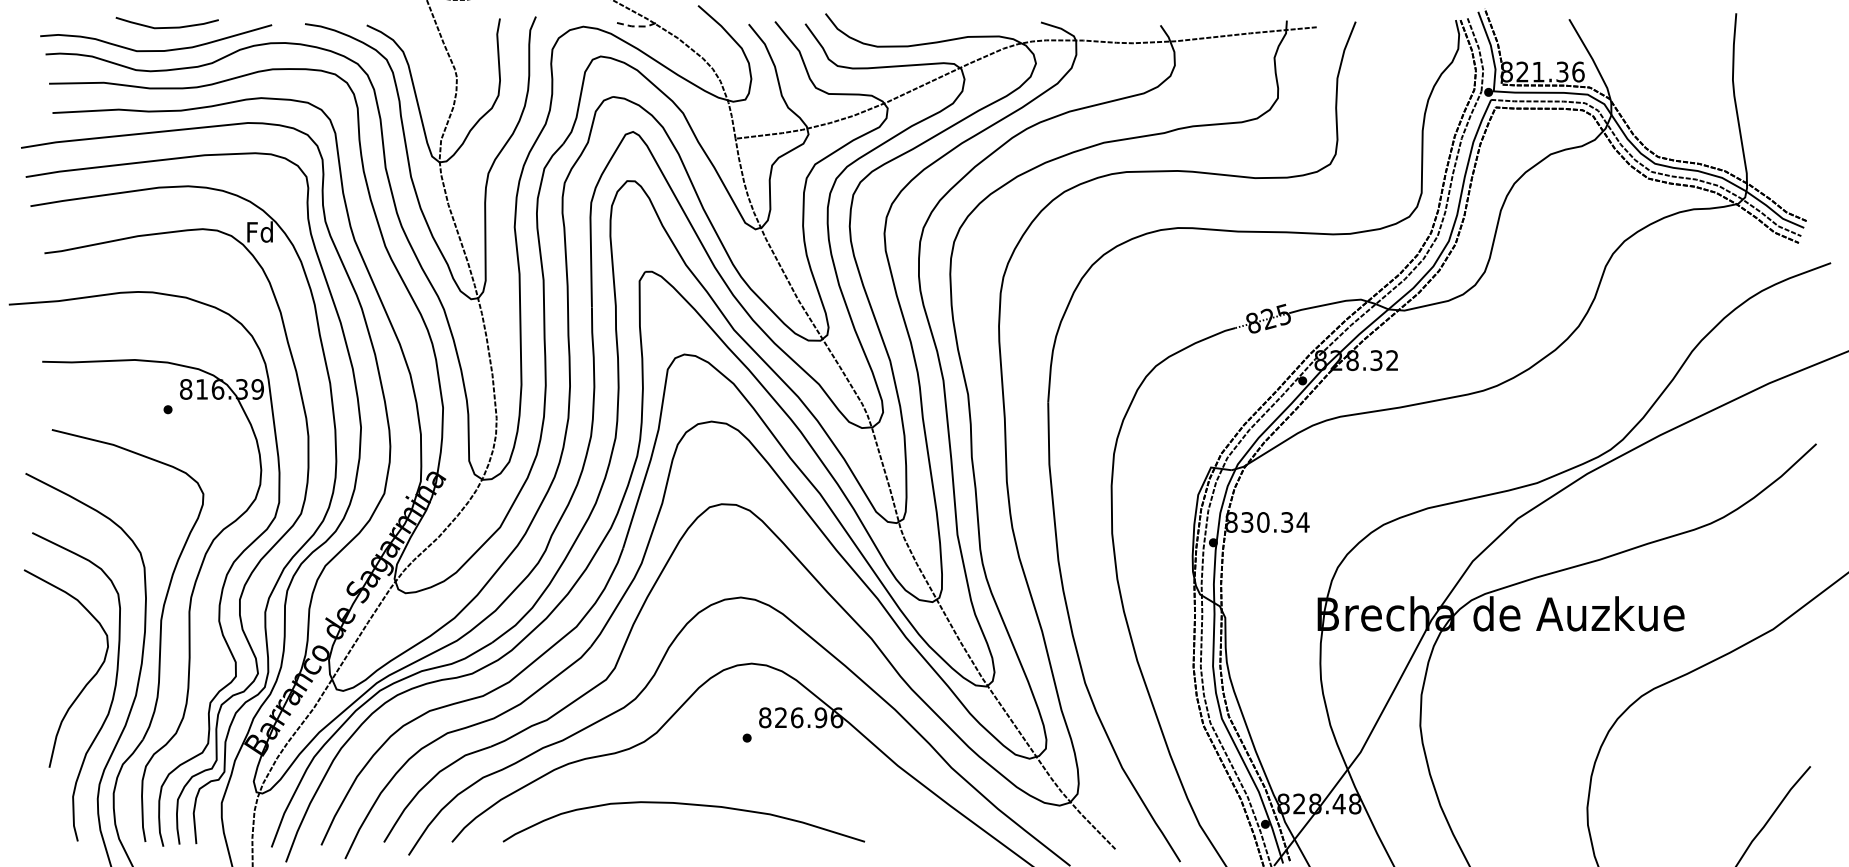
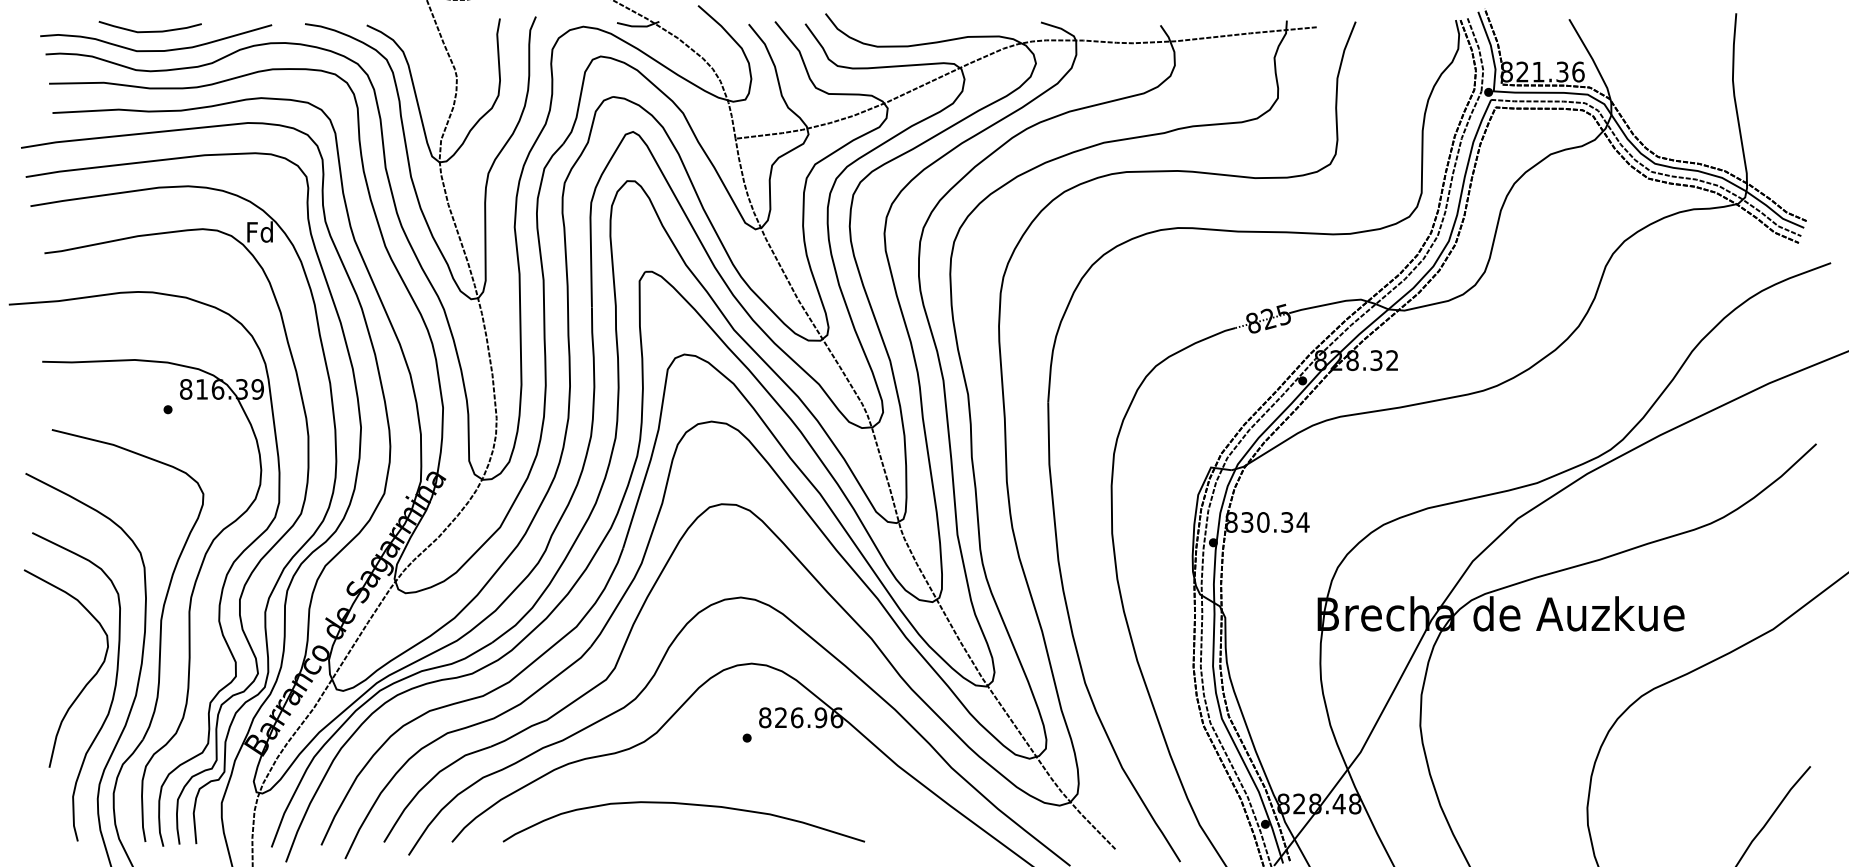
line: dashed -> solid (638, 26)
curve position: (166, 27) -> (149, 31) (149, 31)
